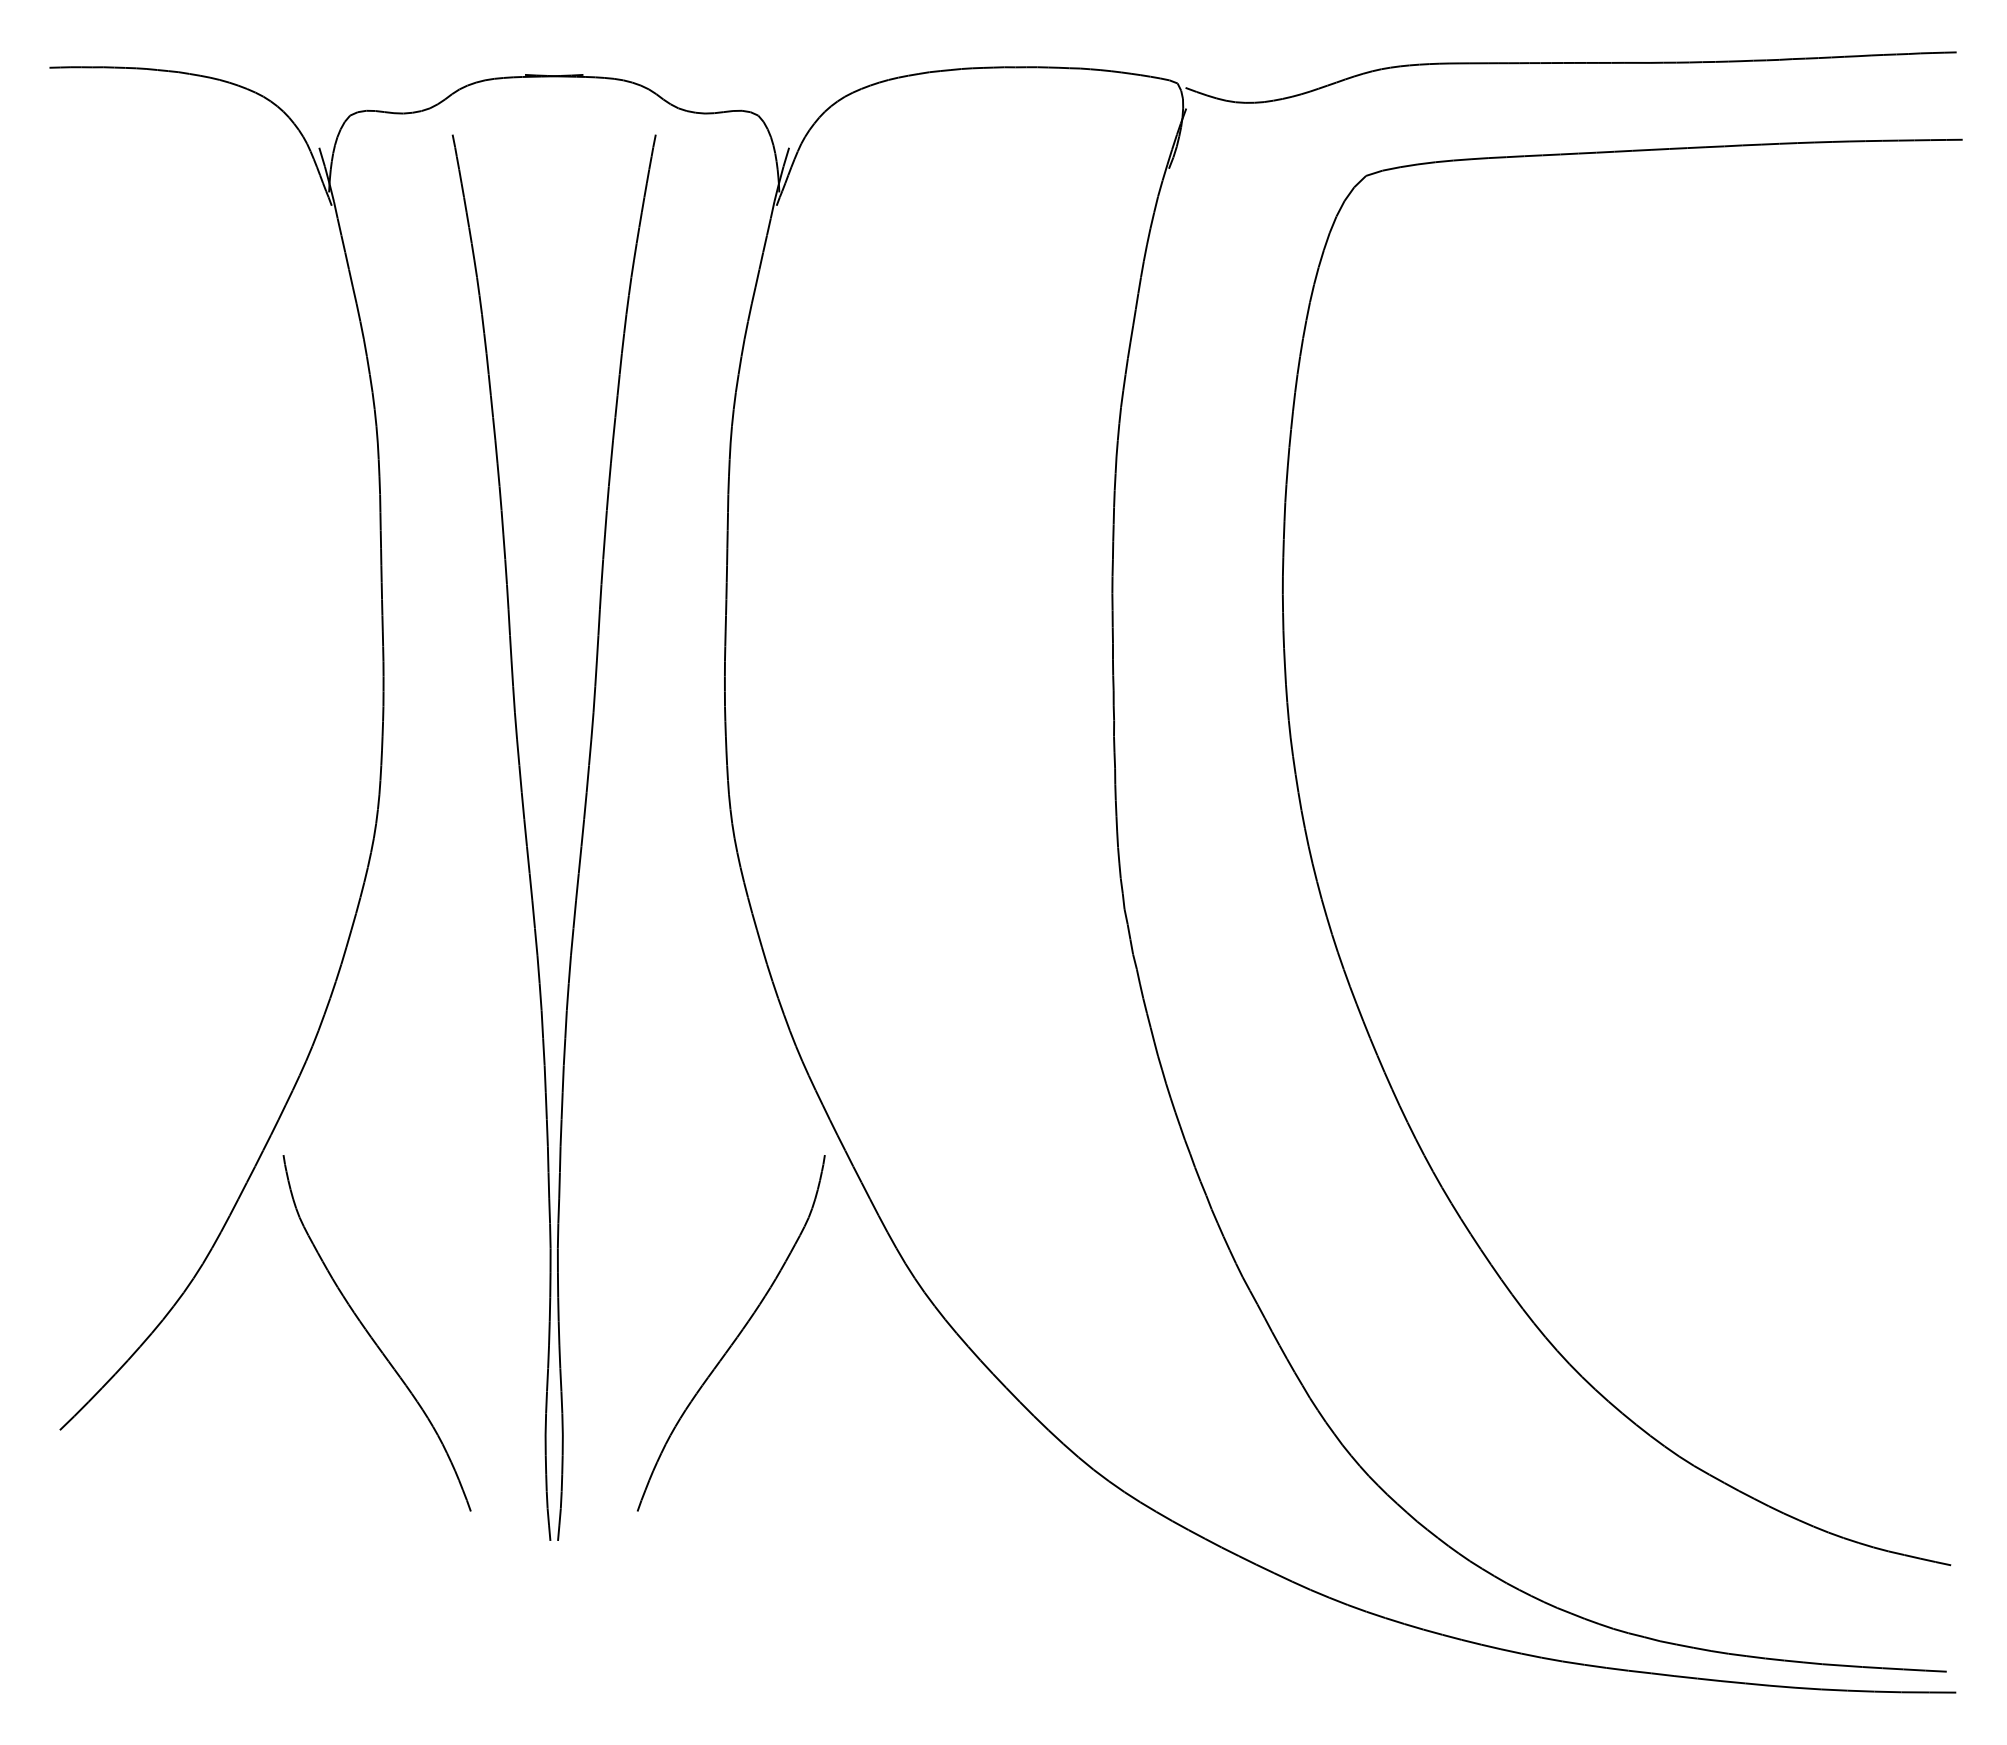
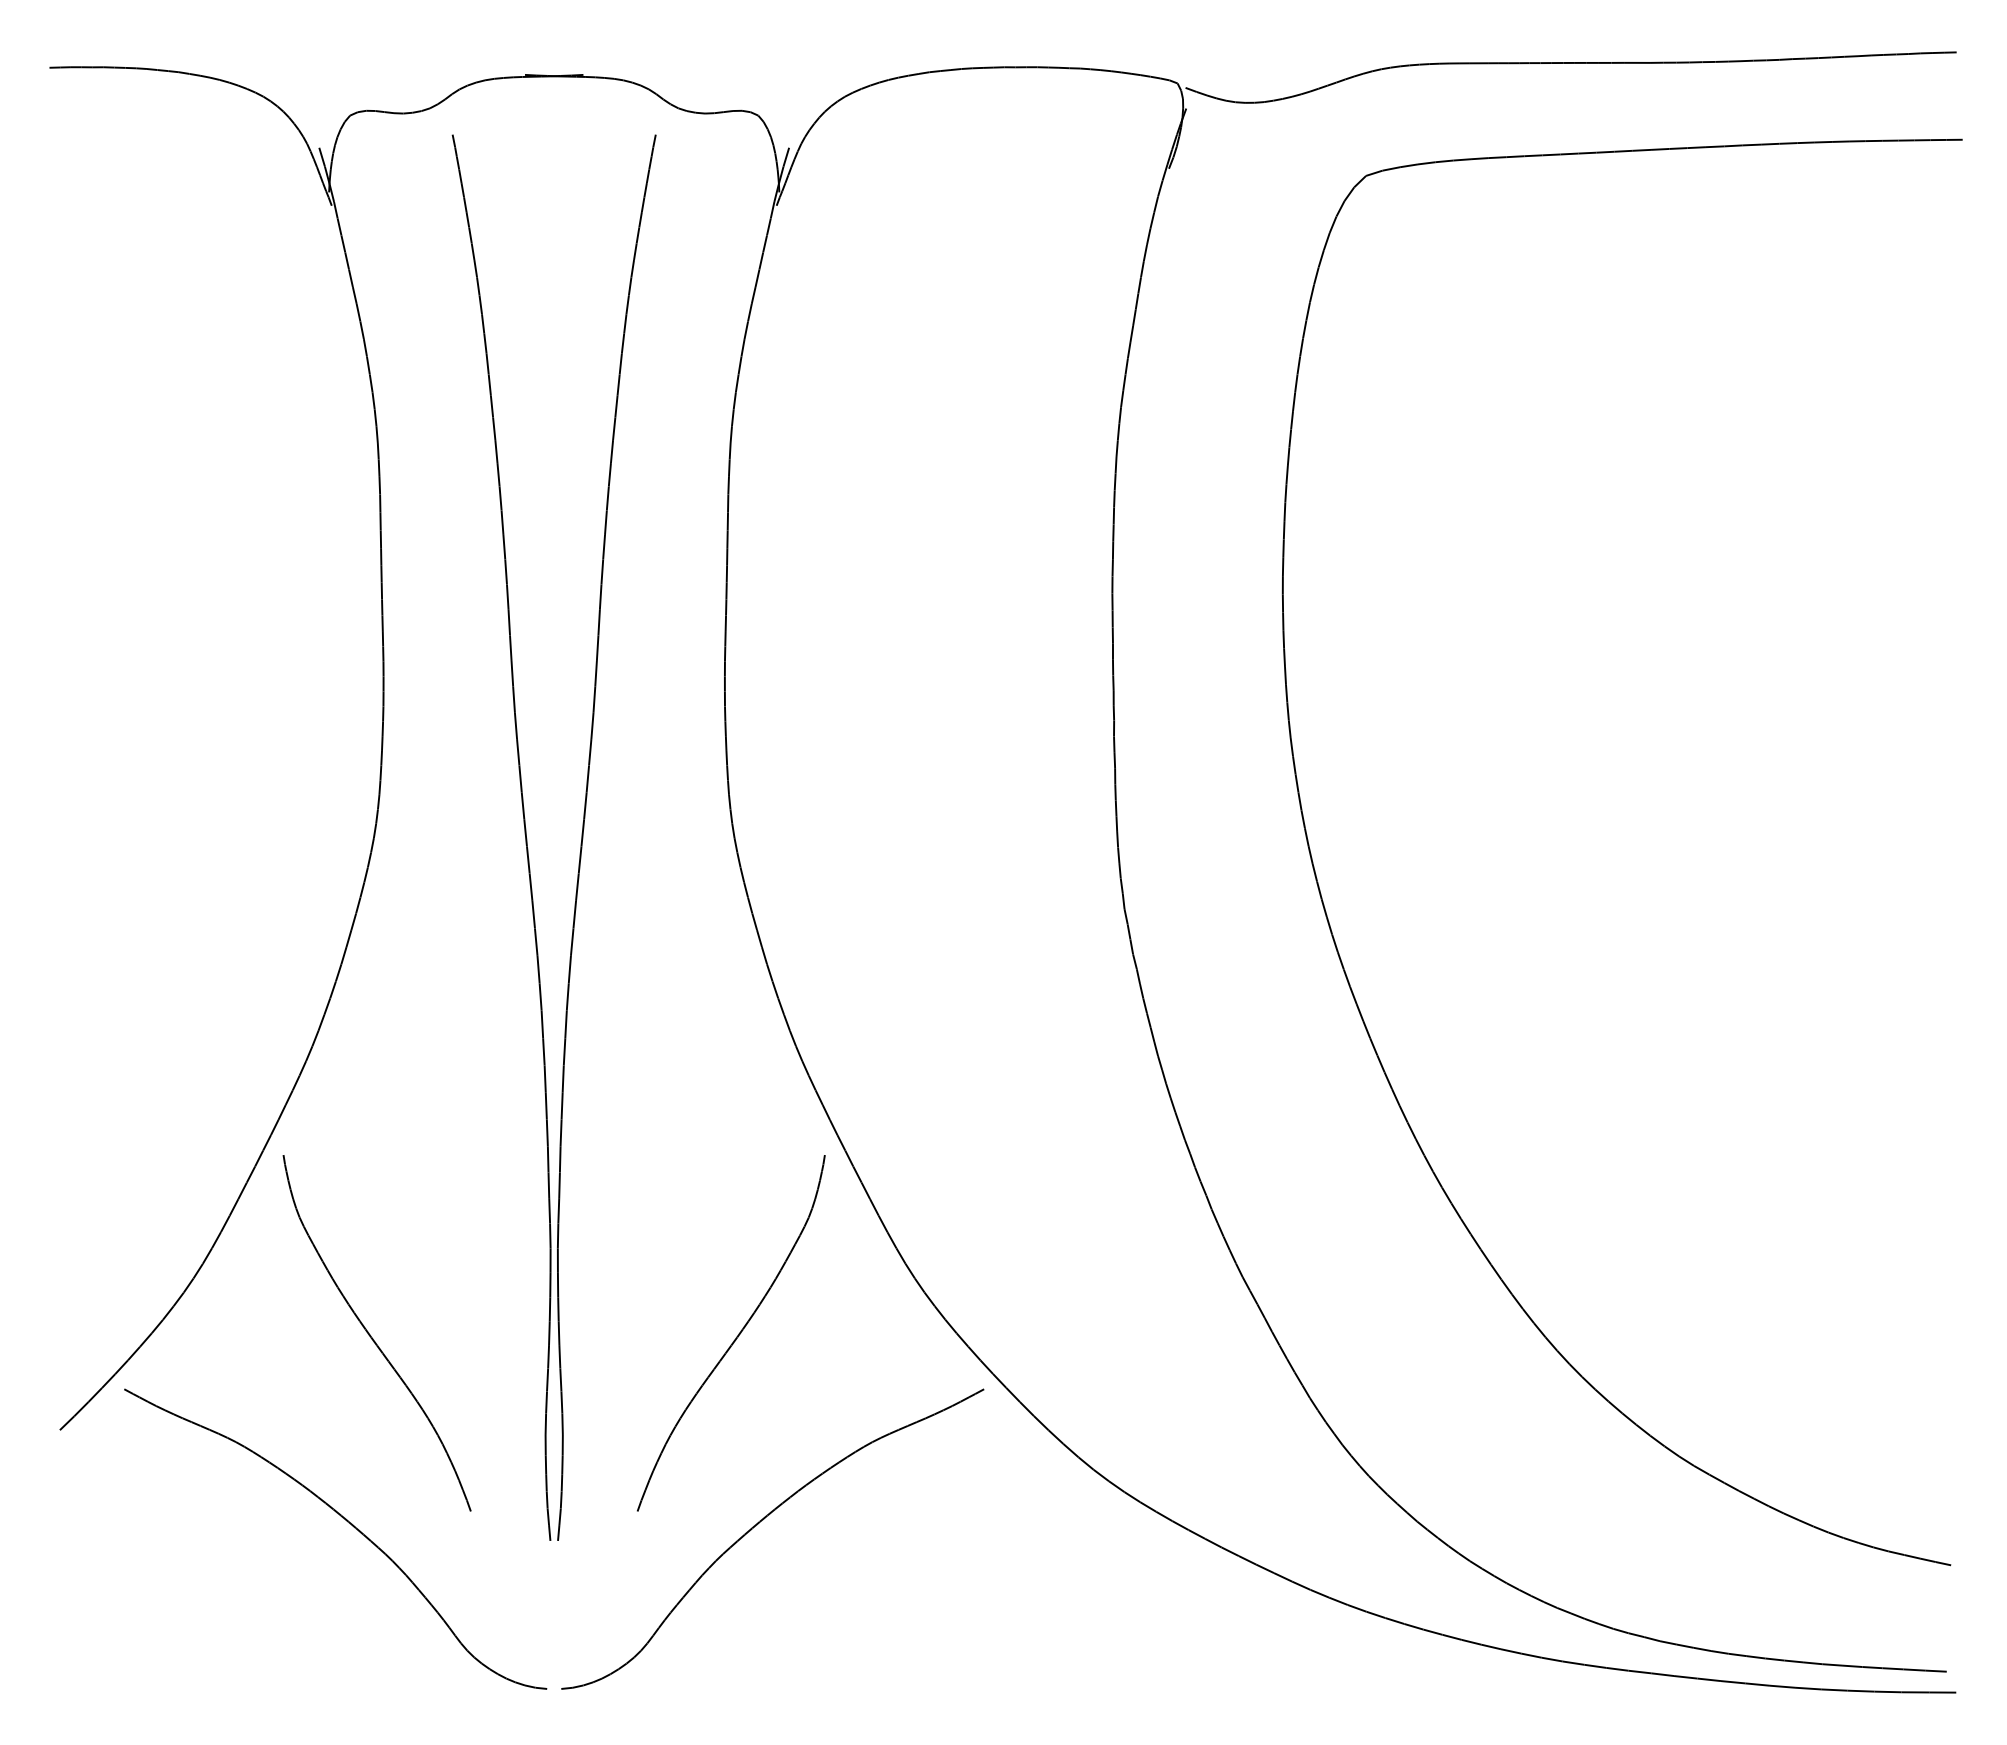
part: none -> present (347, 1522)
part: none -> present (758, 1524)
